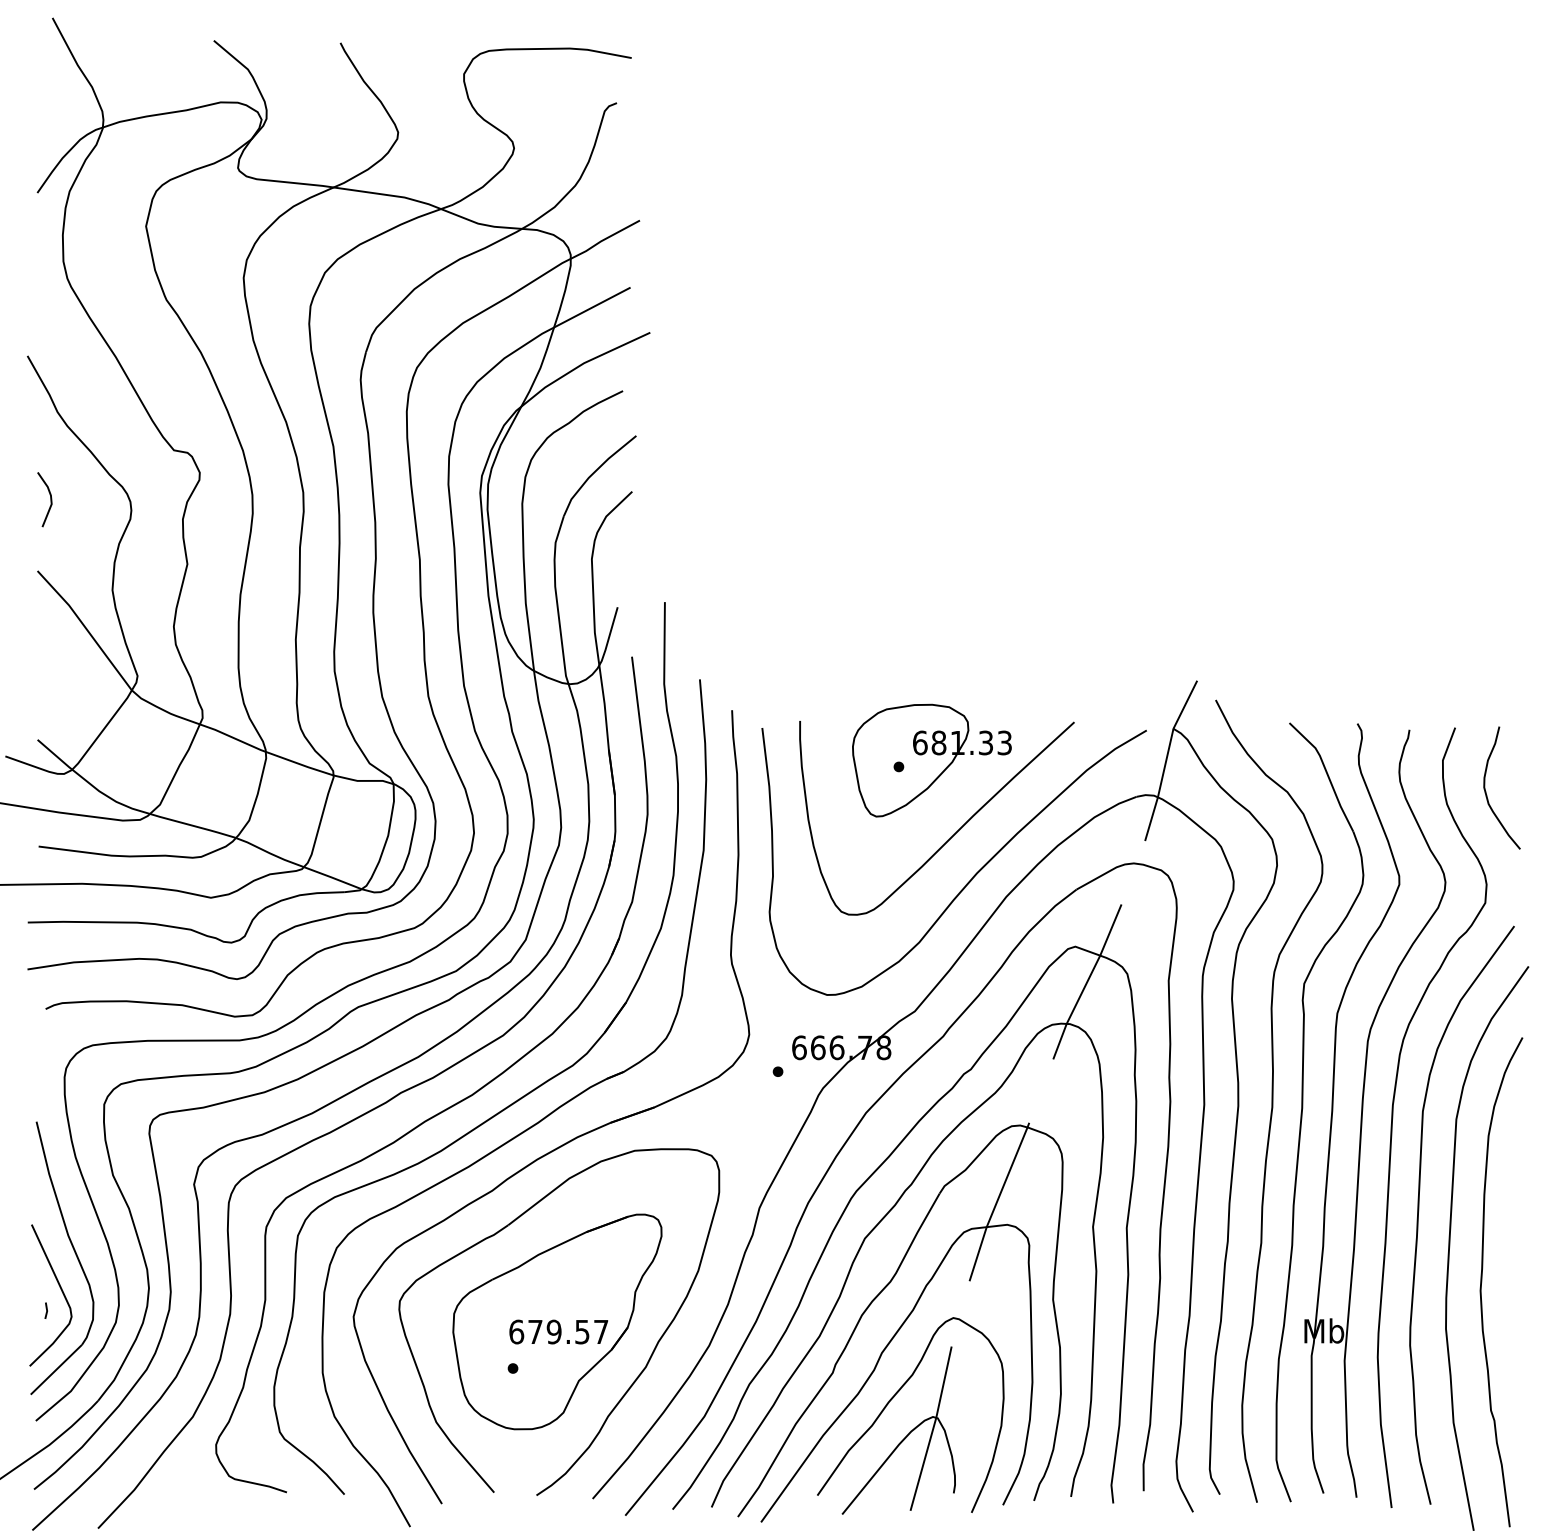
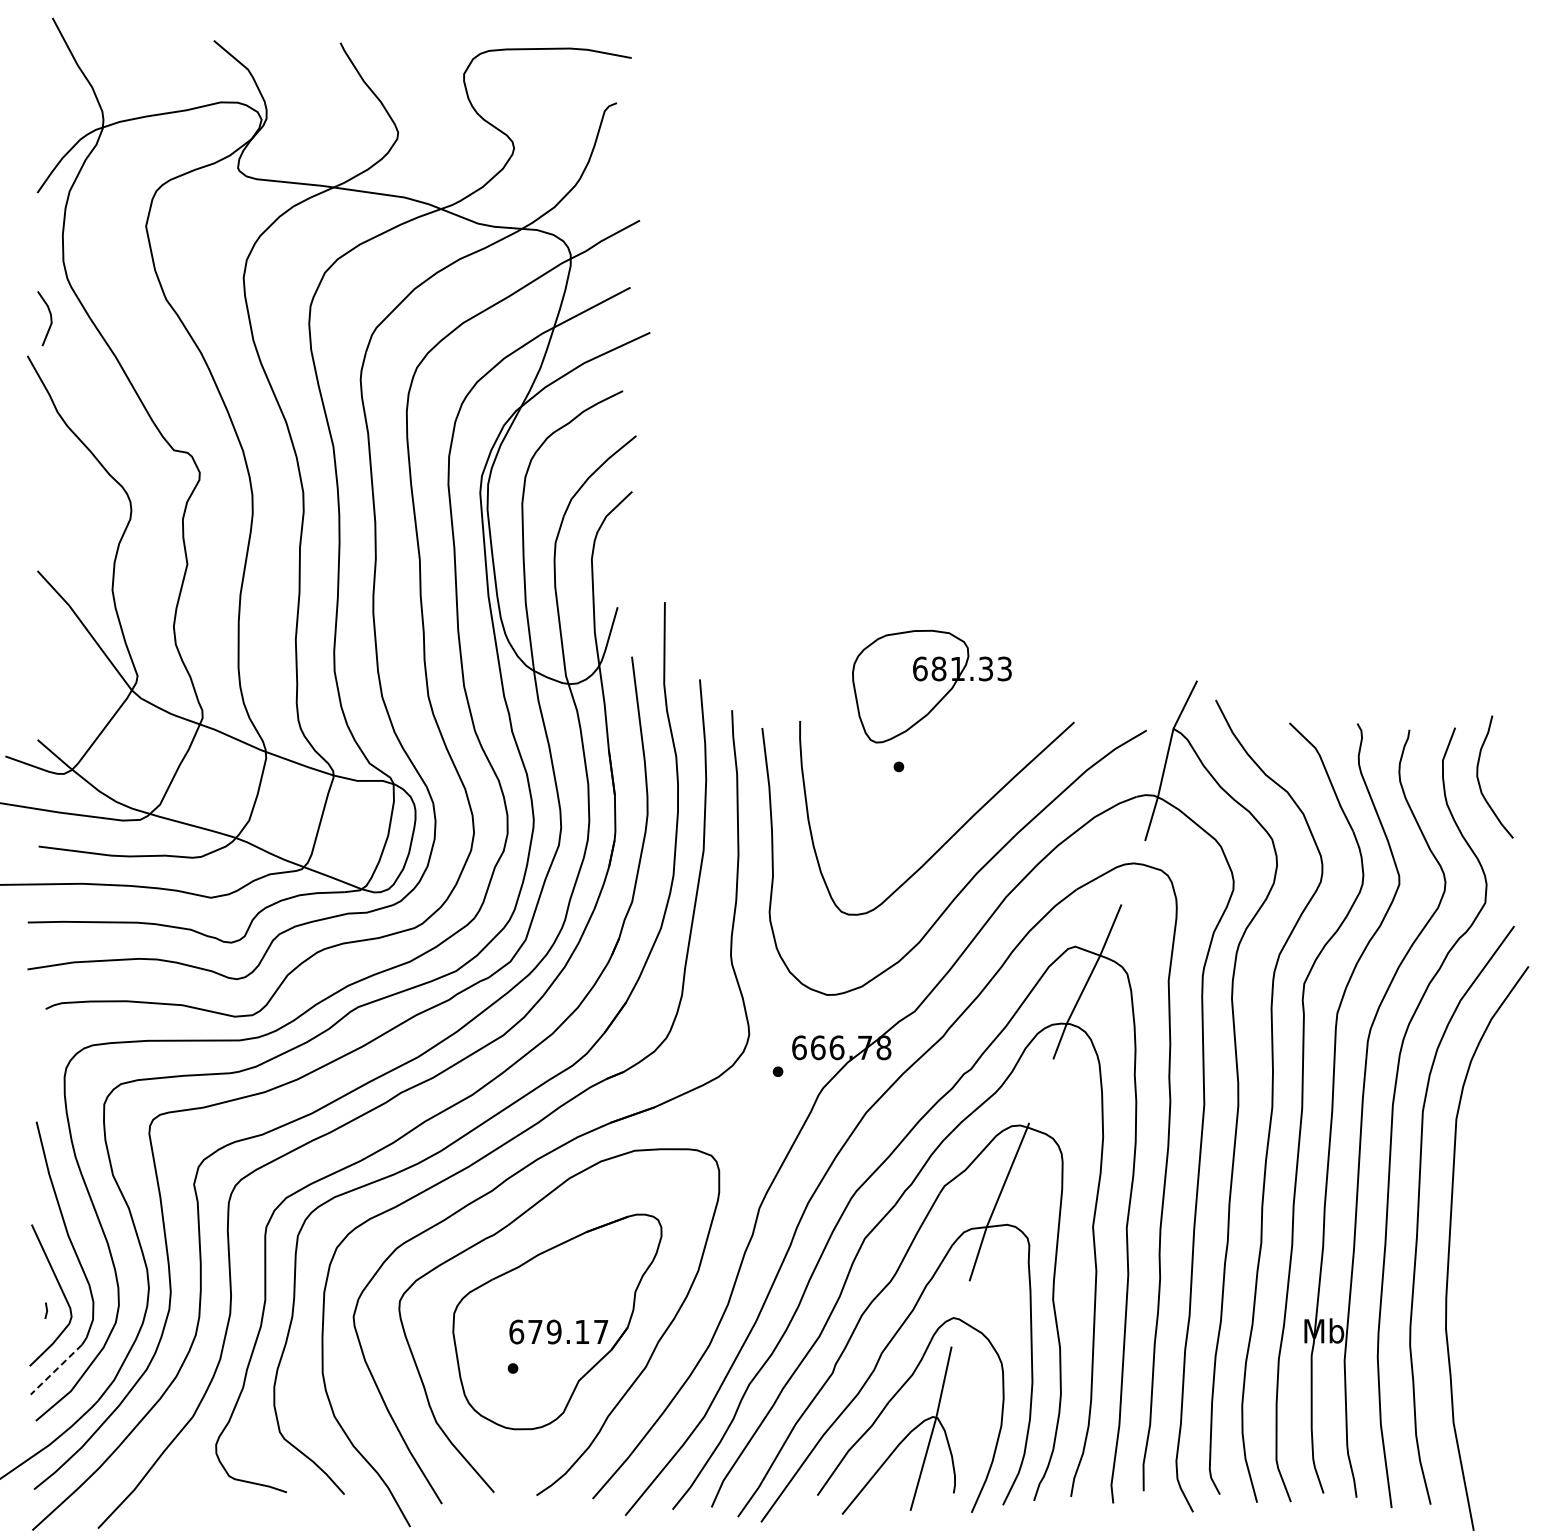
line position: (50, 499) -> (50, 318) (50, 318)
part position: (931, 760) -> (931, 686) (931, 686)
curve position: (1486, 791) -> (1479, 780) (1479, 780)
curve: present -> none (1482, 1282)
text: 679.57 -> 679.17 (582, 1332)
line: solid -> dashed (56, 1369)
